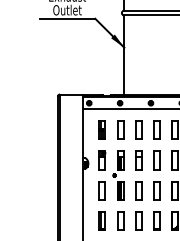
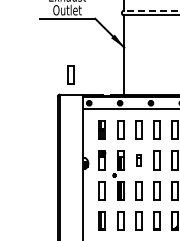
line: solid -> dashed (151, 10)
part: none -> present (70, 74)
part size: 8x21 px -> 6x13 px (138, 160)
